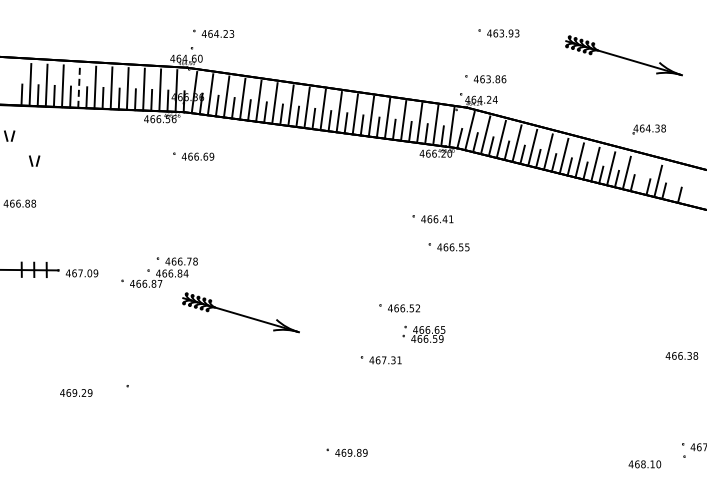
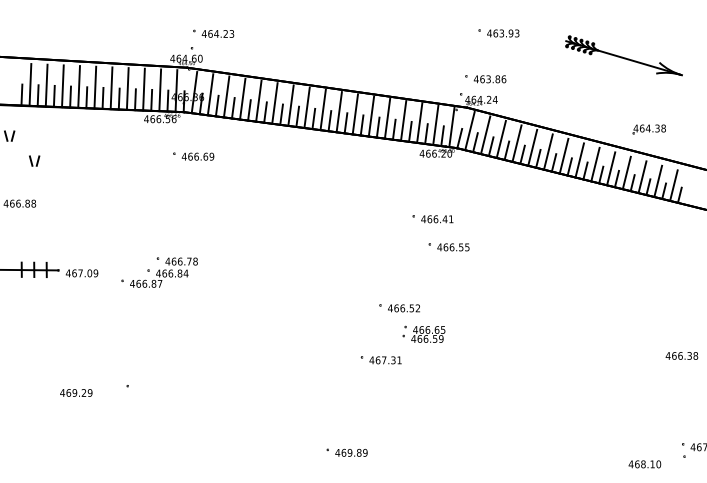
line: dashed -> solid (79, 86)
line: none -> present (642, 177)
line: none -> present (673, 185)
part: present -> none (240, 312)
